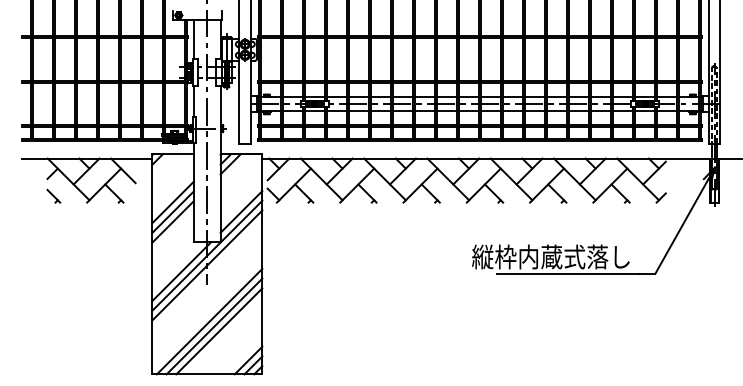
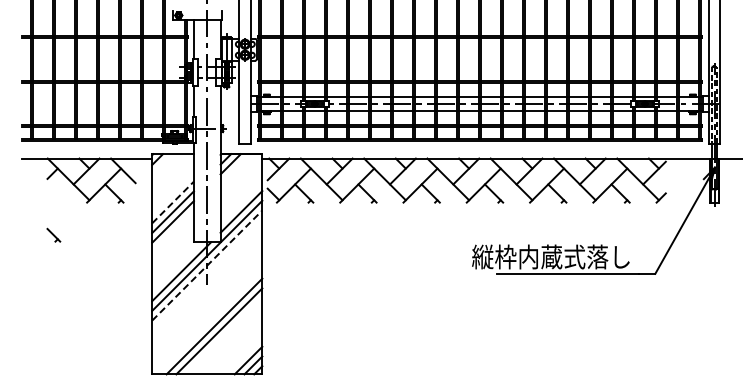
part position: (53, 195) -> (53, 234) (53, 234)
line: solid -> dashed (173, 202)
line: solid -> dashed (207, 265)
line: present -> none (209, 321)
